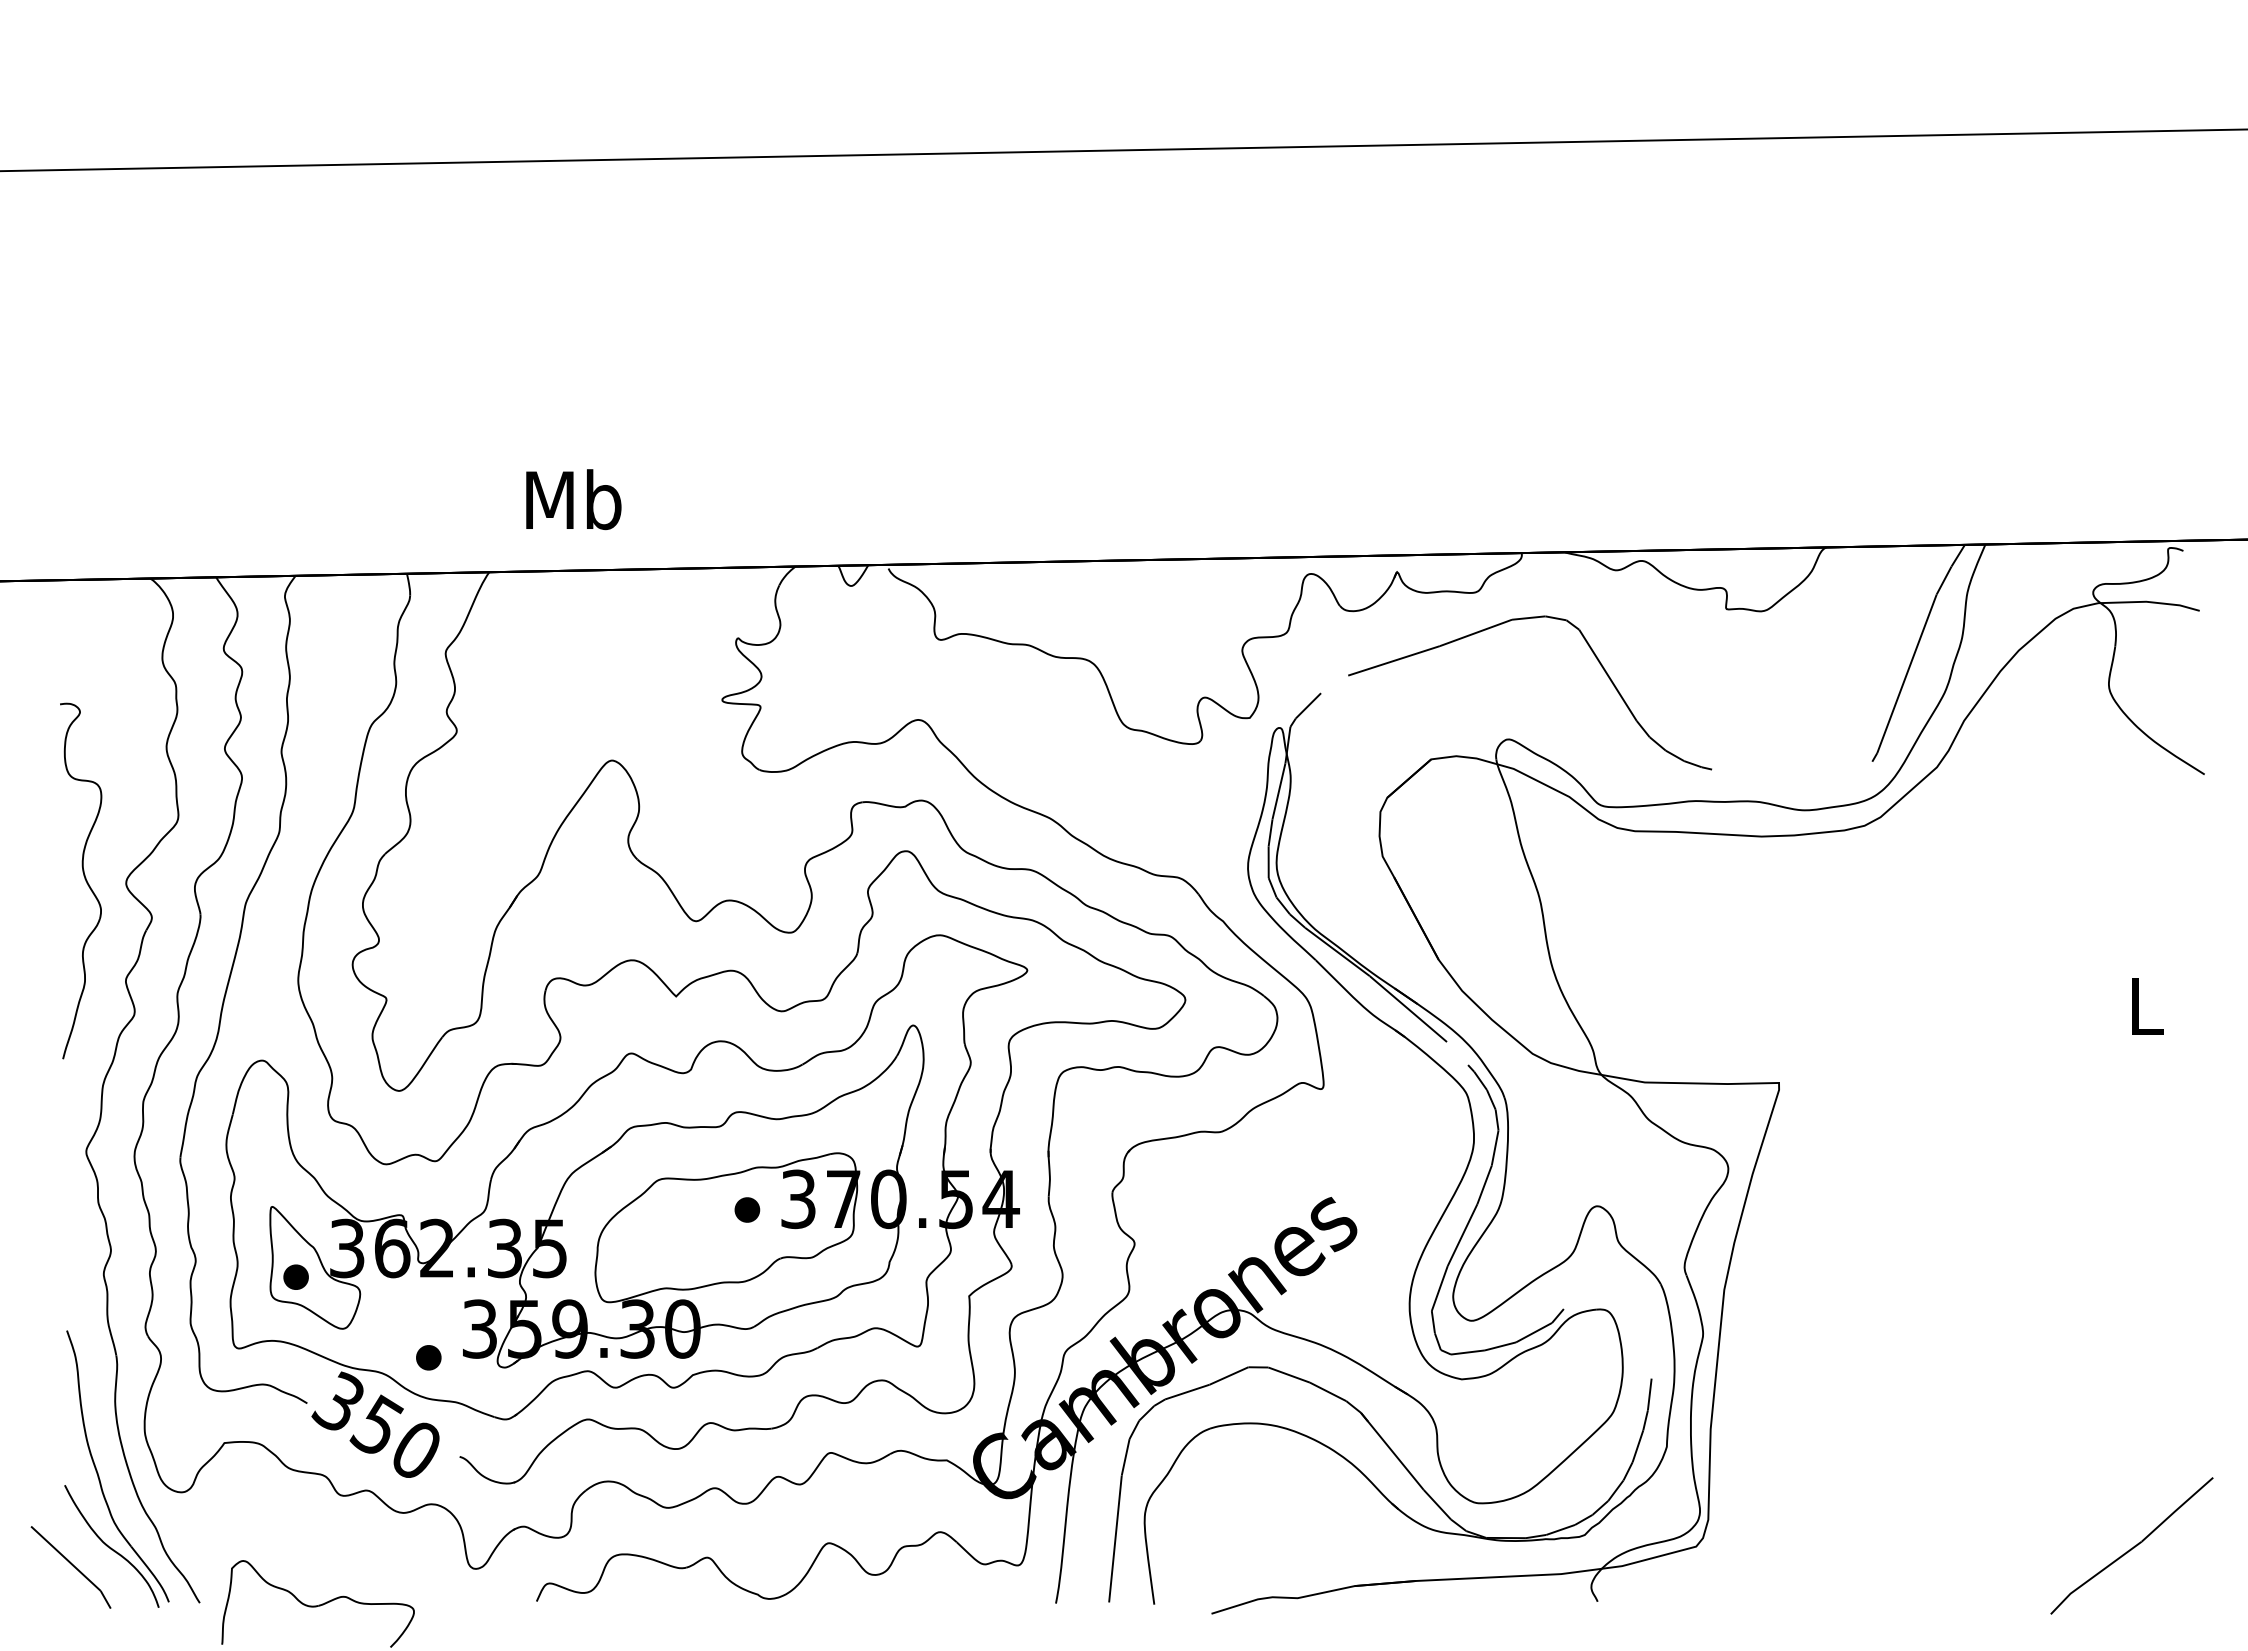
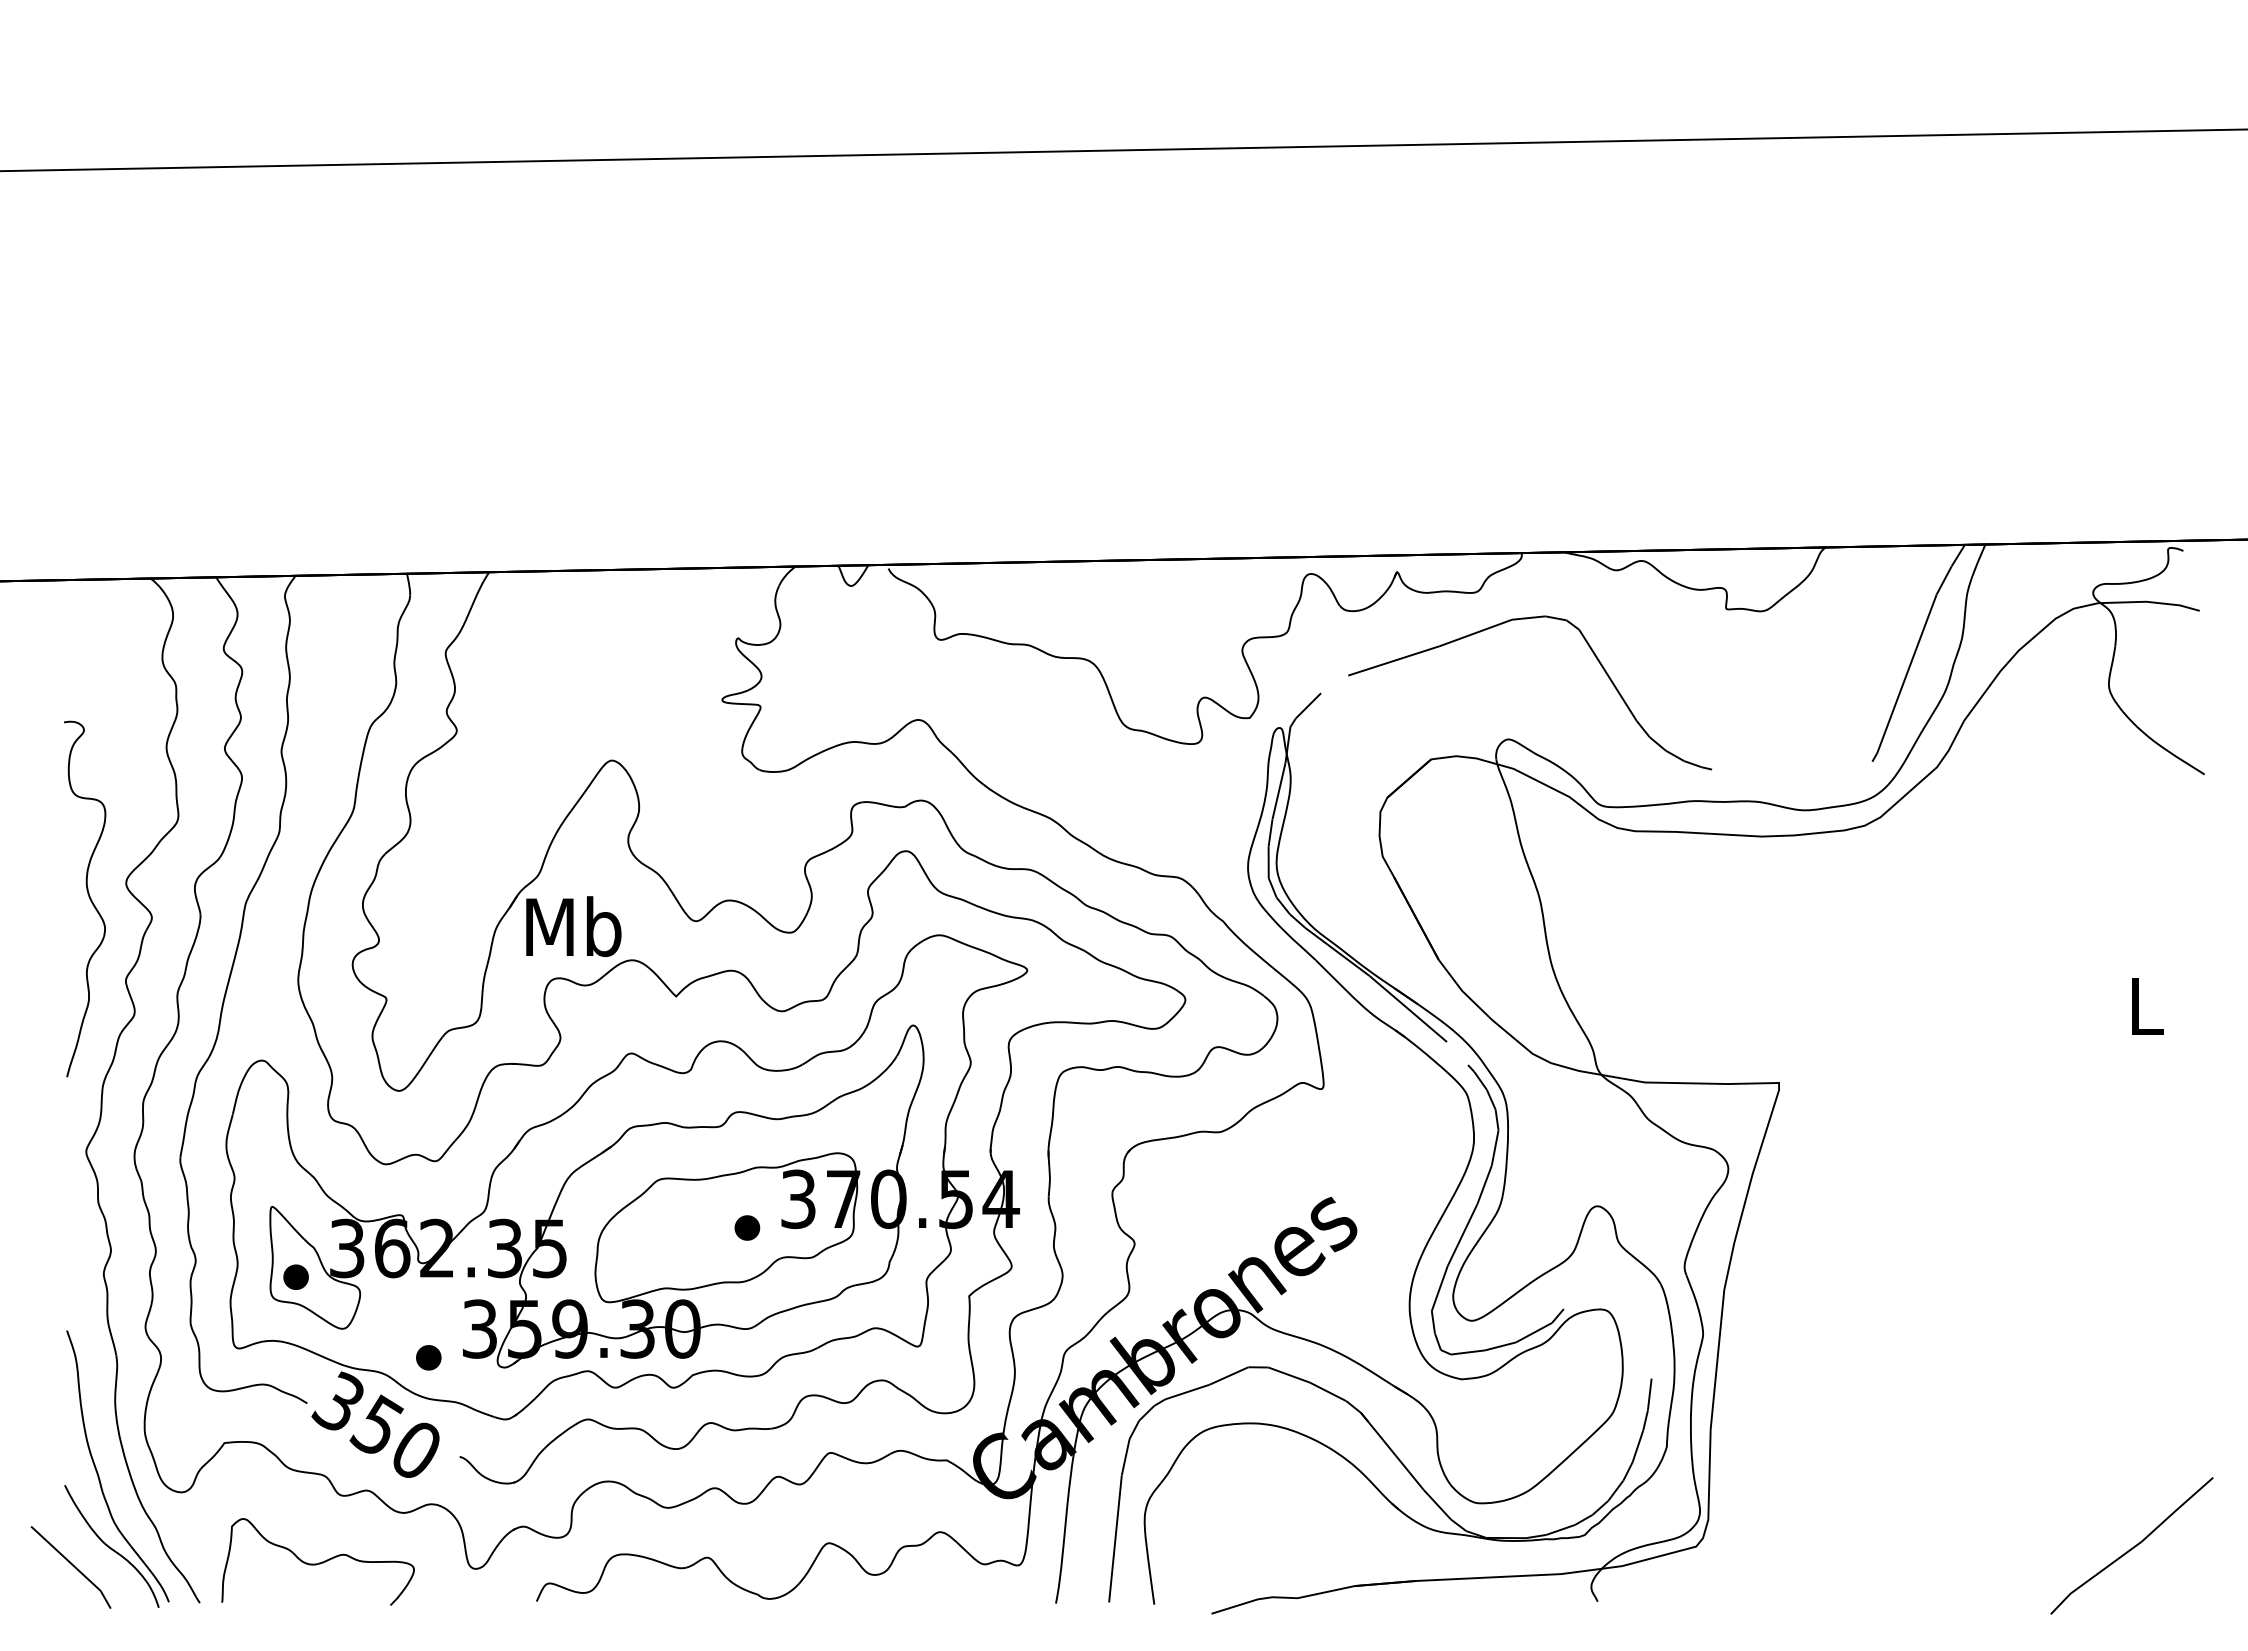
text position: (573, 499) -> (573, 926) (573, 926)
part position: (81, 880) -> (85, 898) (85, 898)
part position: (747, 1209) -> (747, 1227) (747, 1227)
part position: (317, 1603) -> (317, 1561) (317, 1561)
